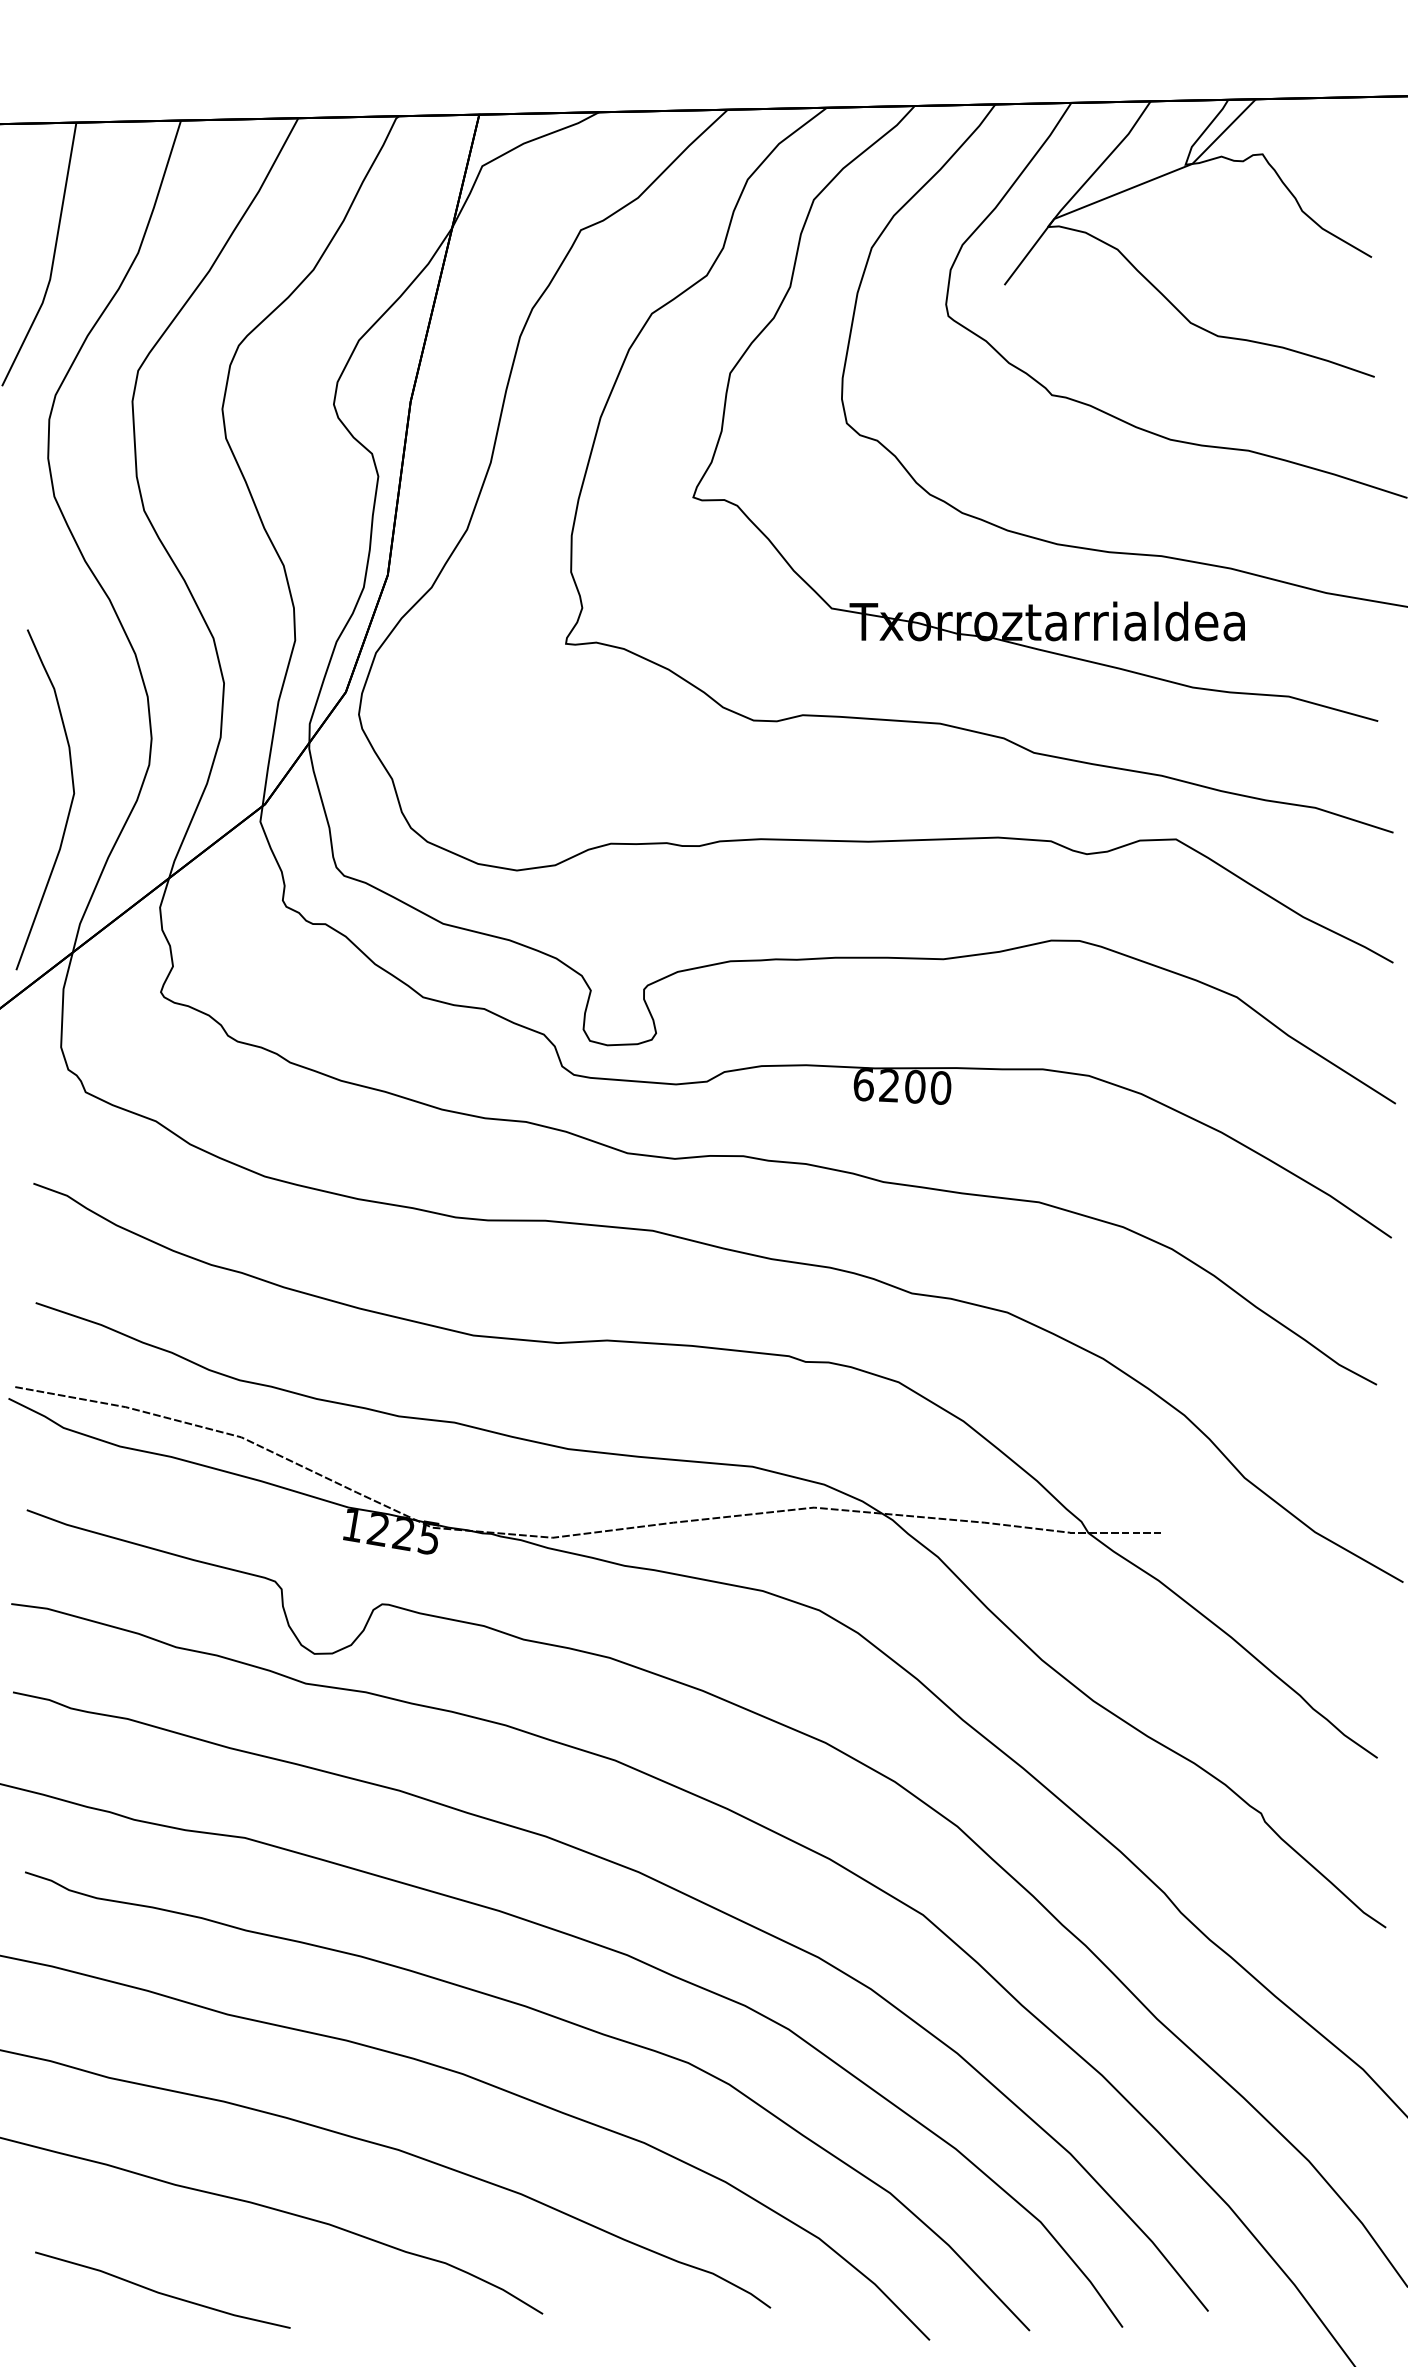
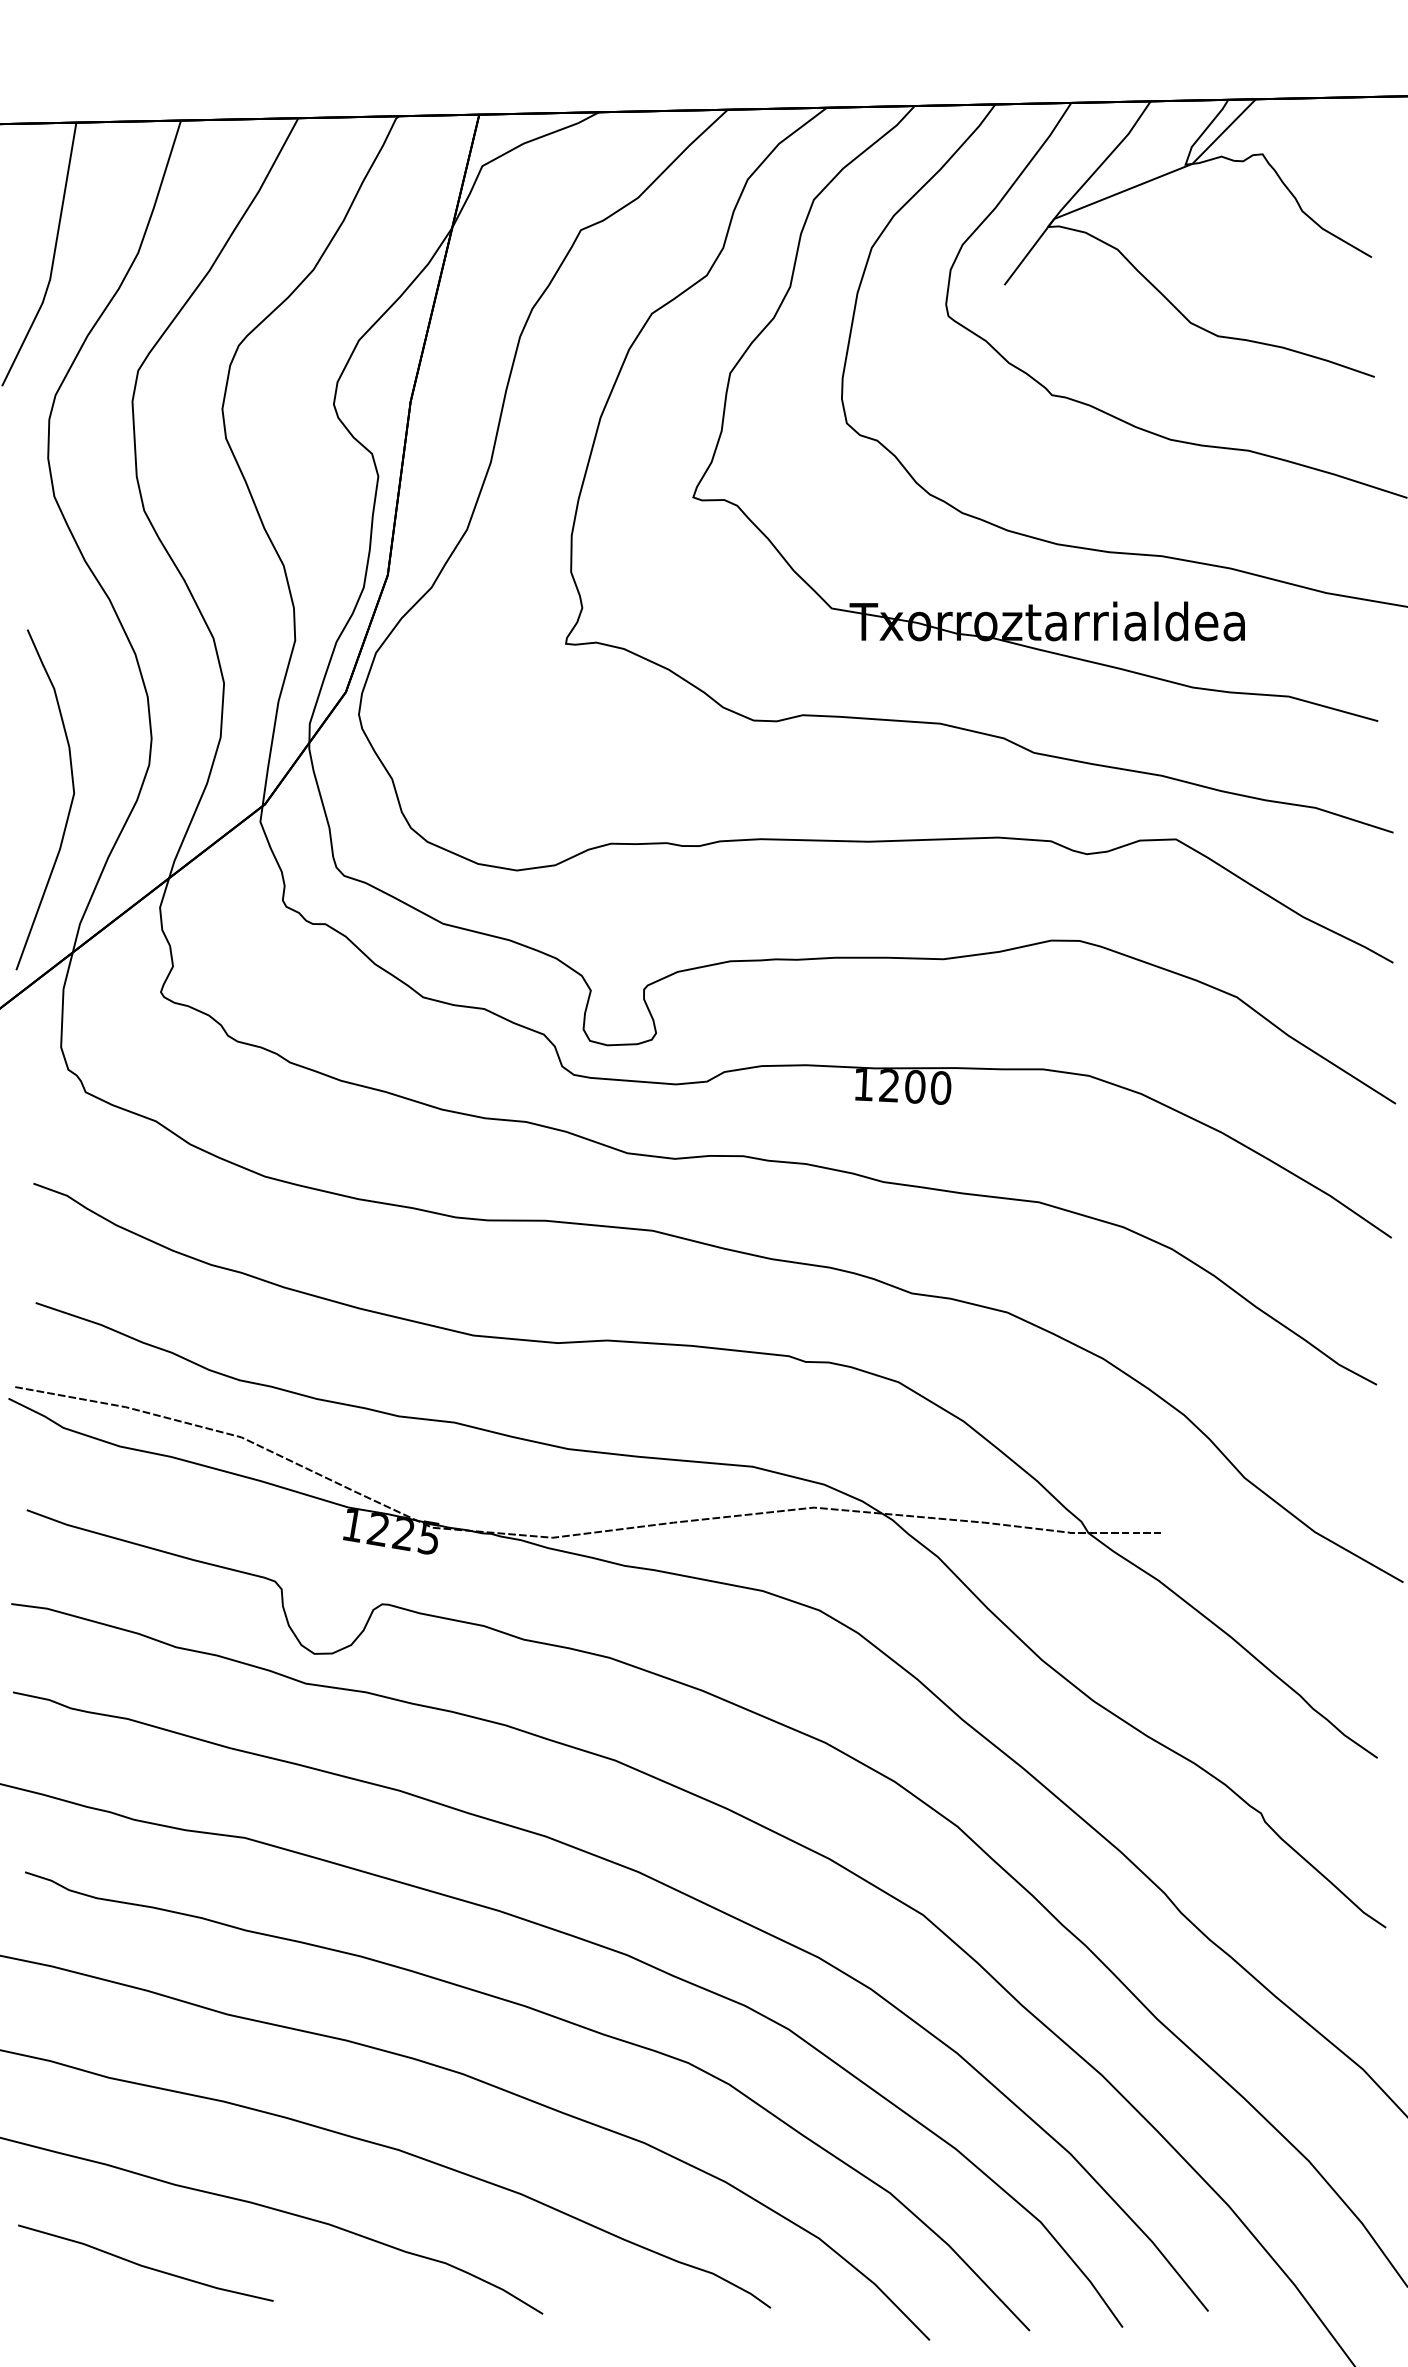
text: 6200 -> 1200 (863, 1084)
line position: (161, 2292) -> (144, 2265) (144, 2265)
